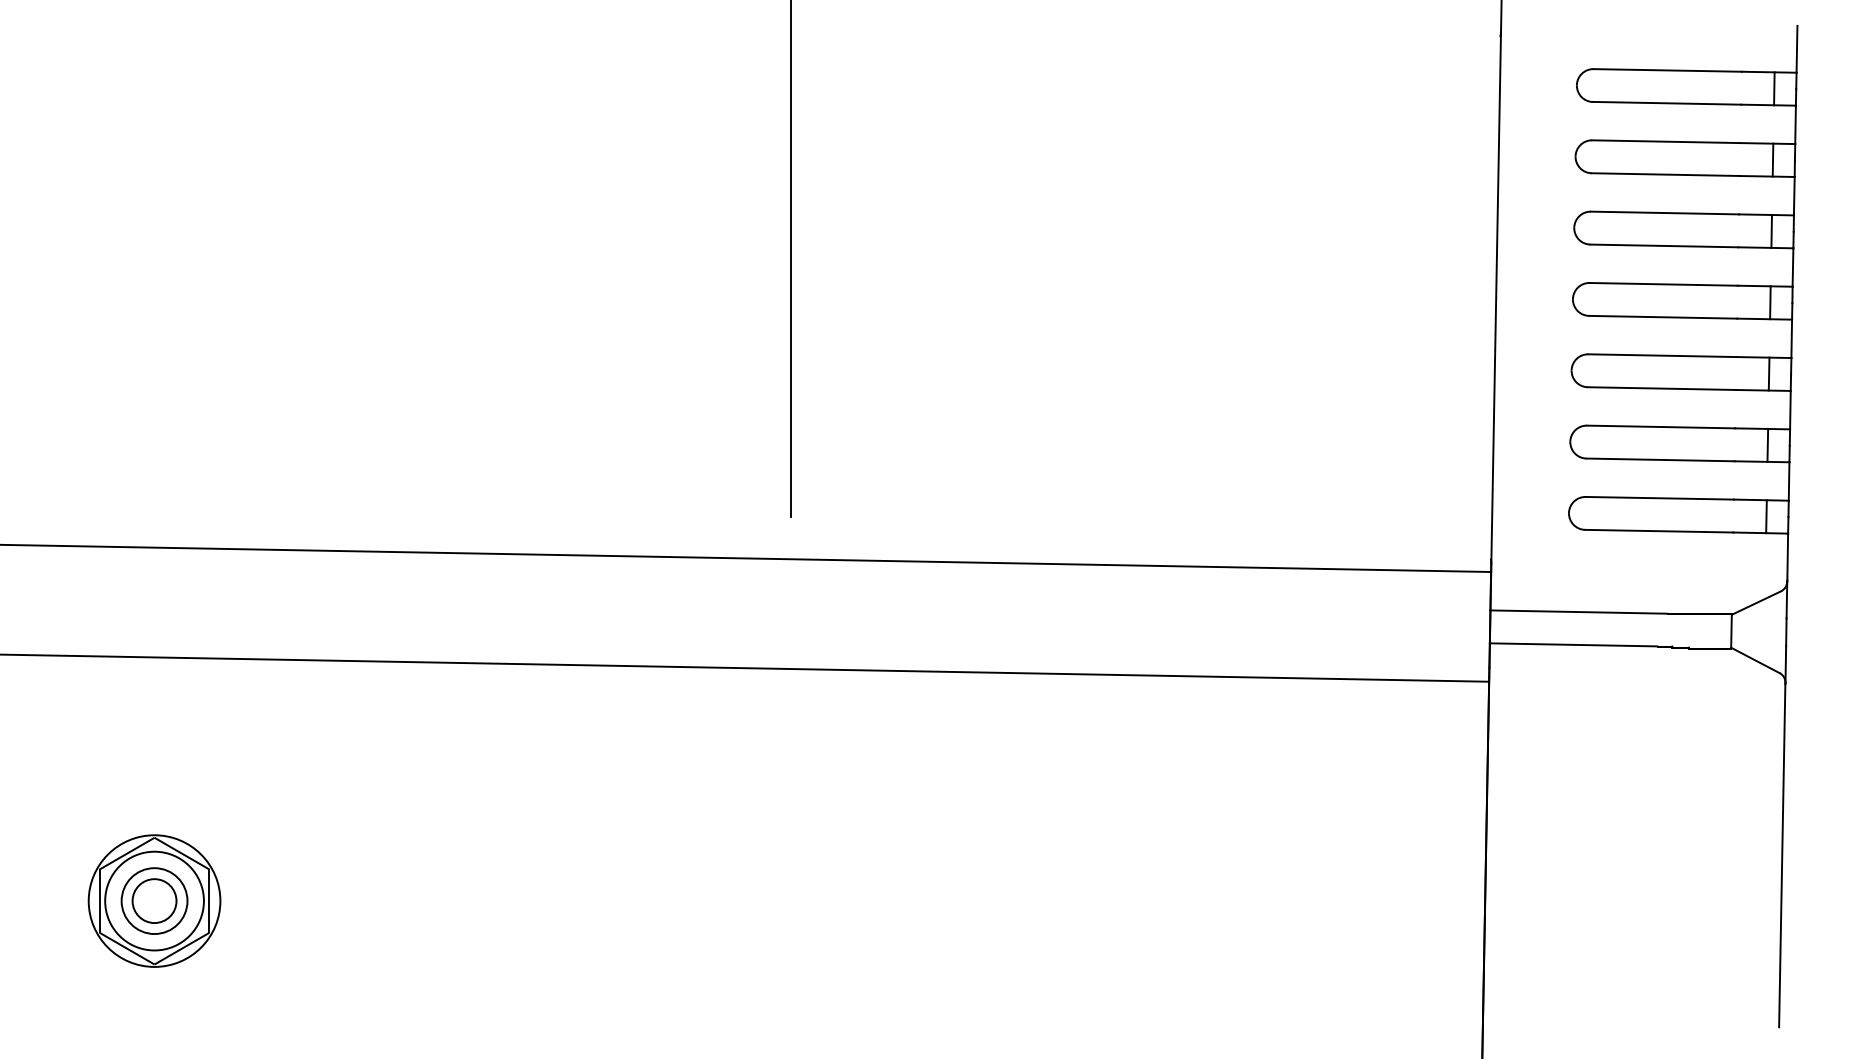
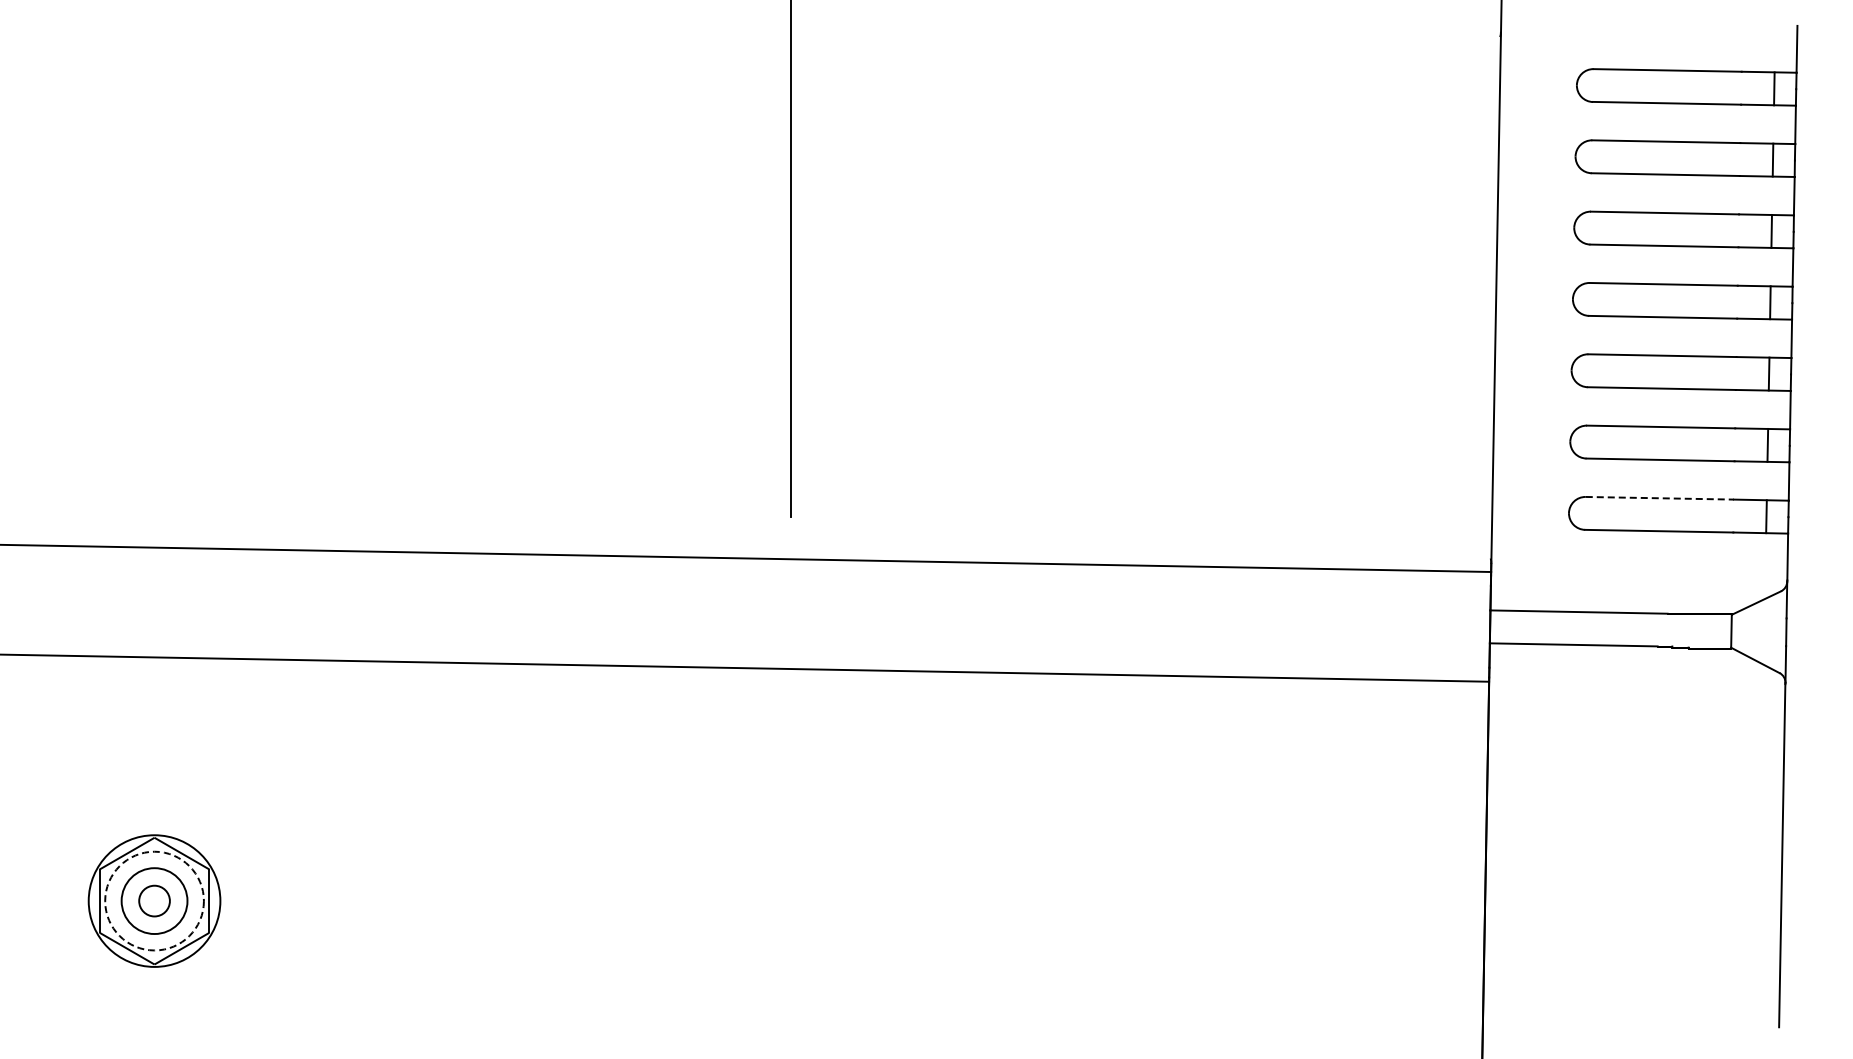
line: solid -> dashed (1660, 498)
circle: solid -> dashed (154, 900)
circle diameter: 44 px -> 31 px (154, 900)
